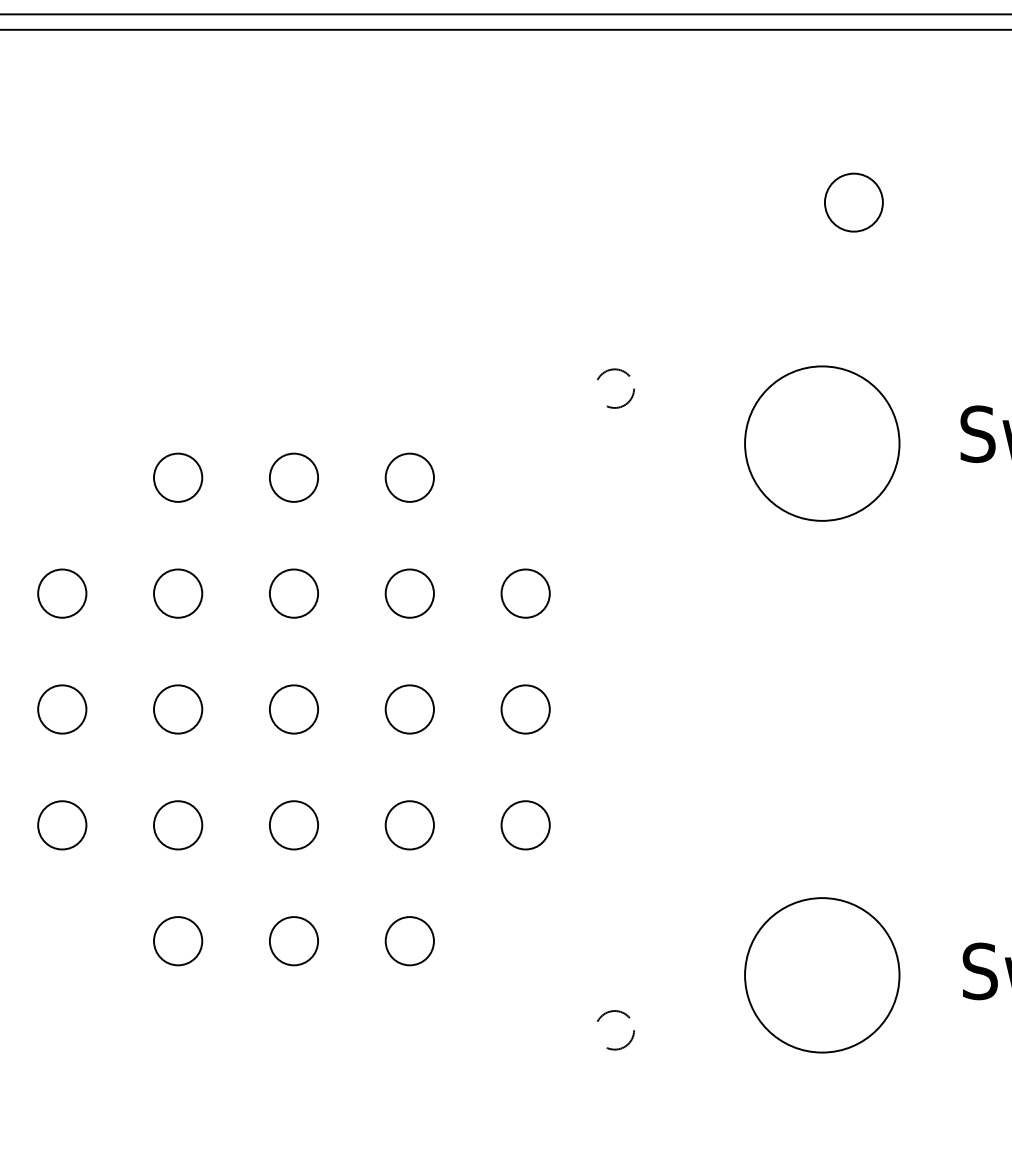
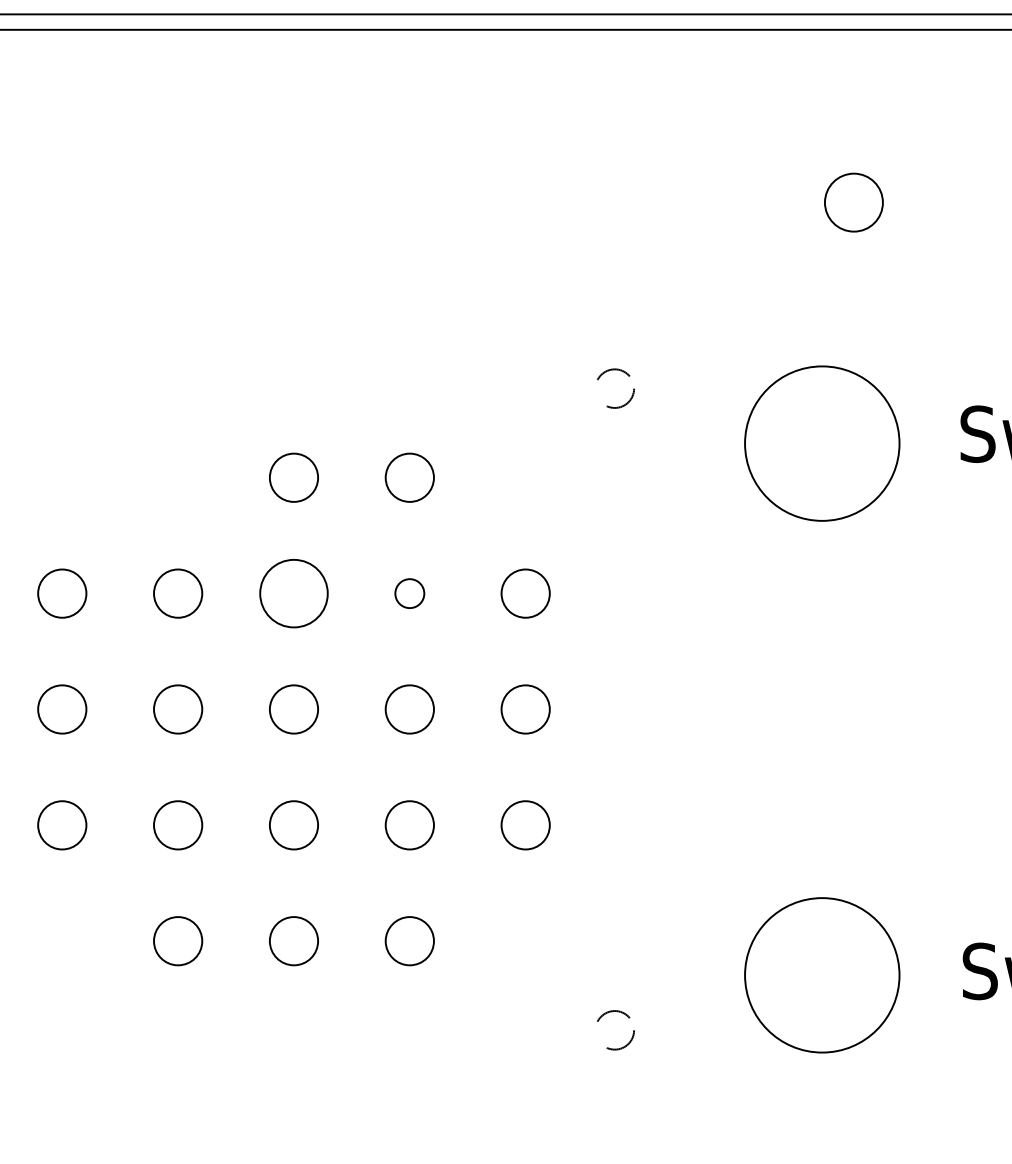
circle: present -> none (178, 477)
circle diameter: 48 px -> 68 px (293, 593)
circle diameter: 48 px -> 29 px (409, 593)
